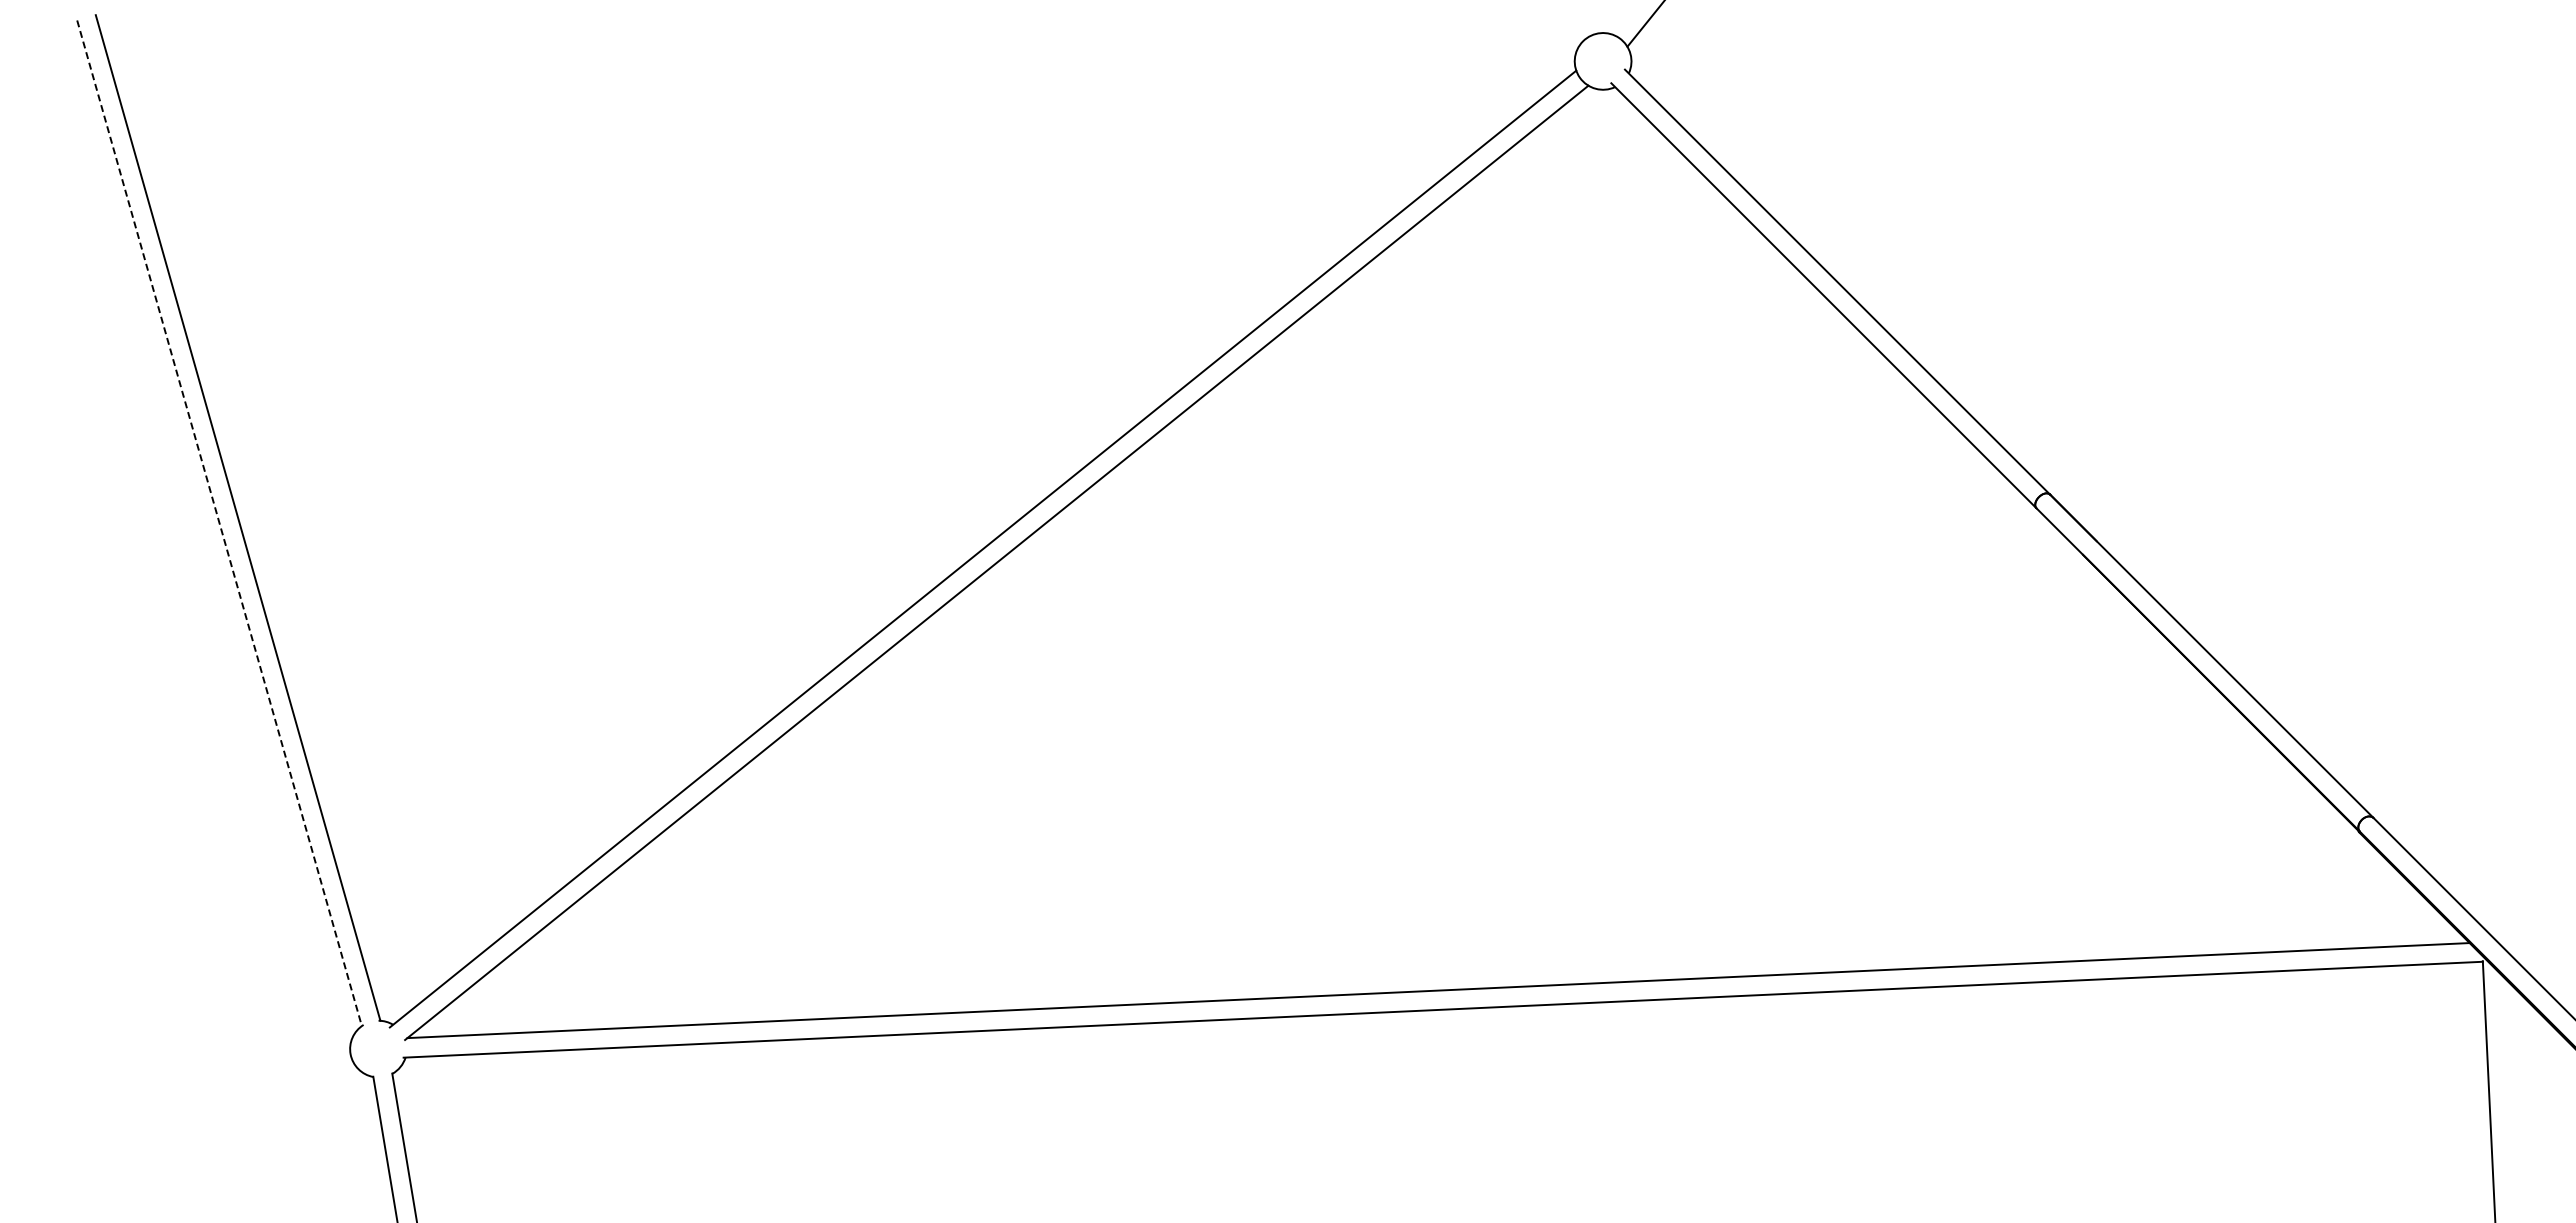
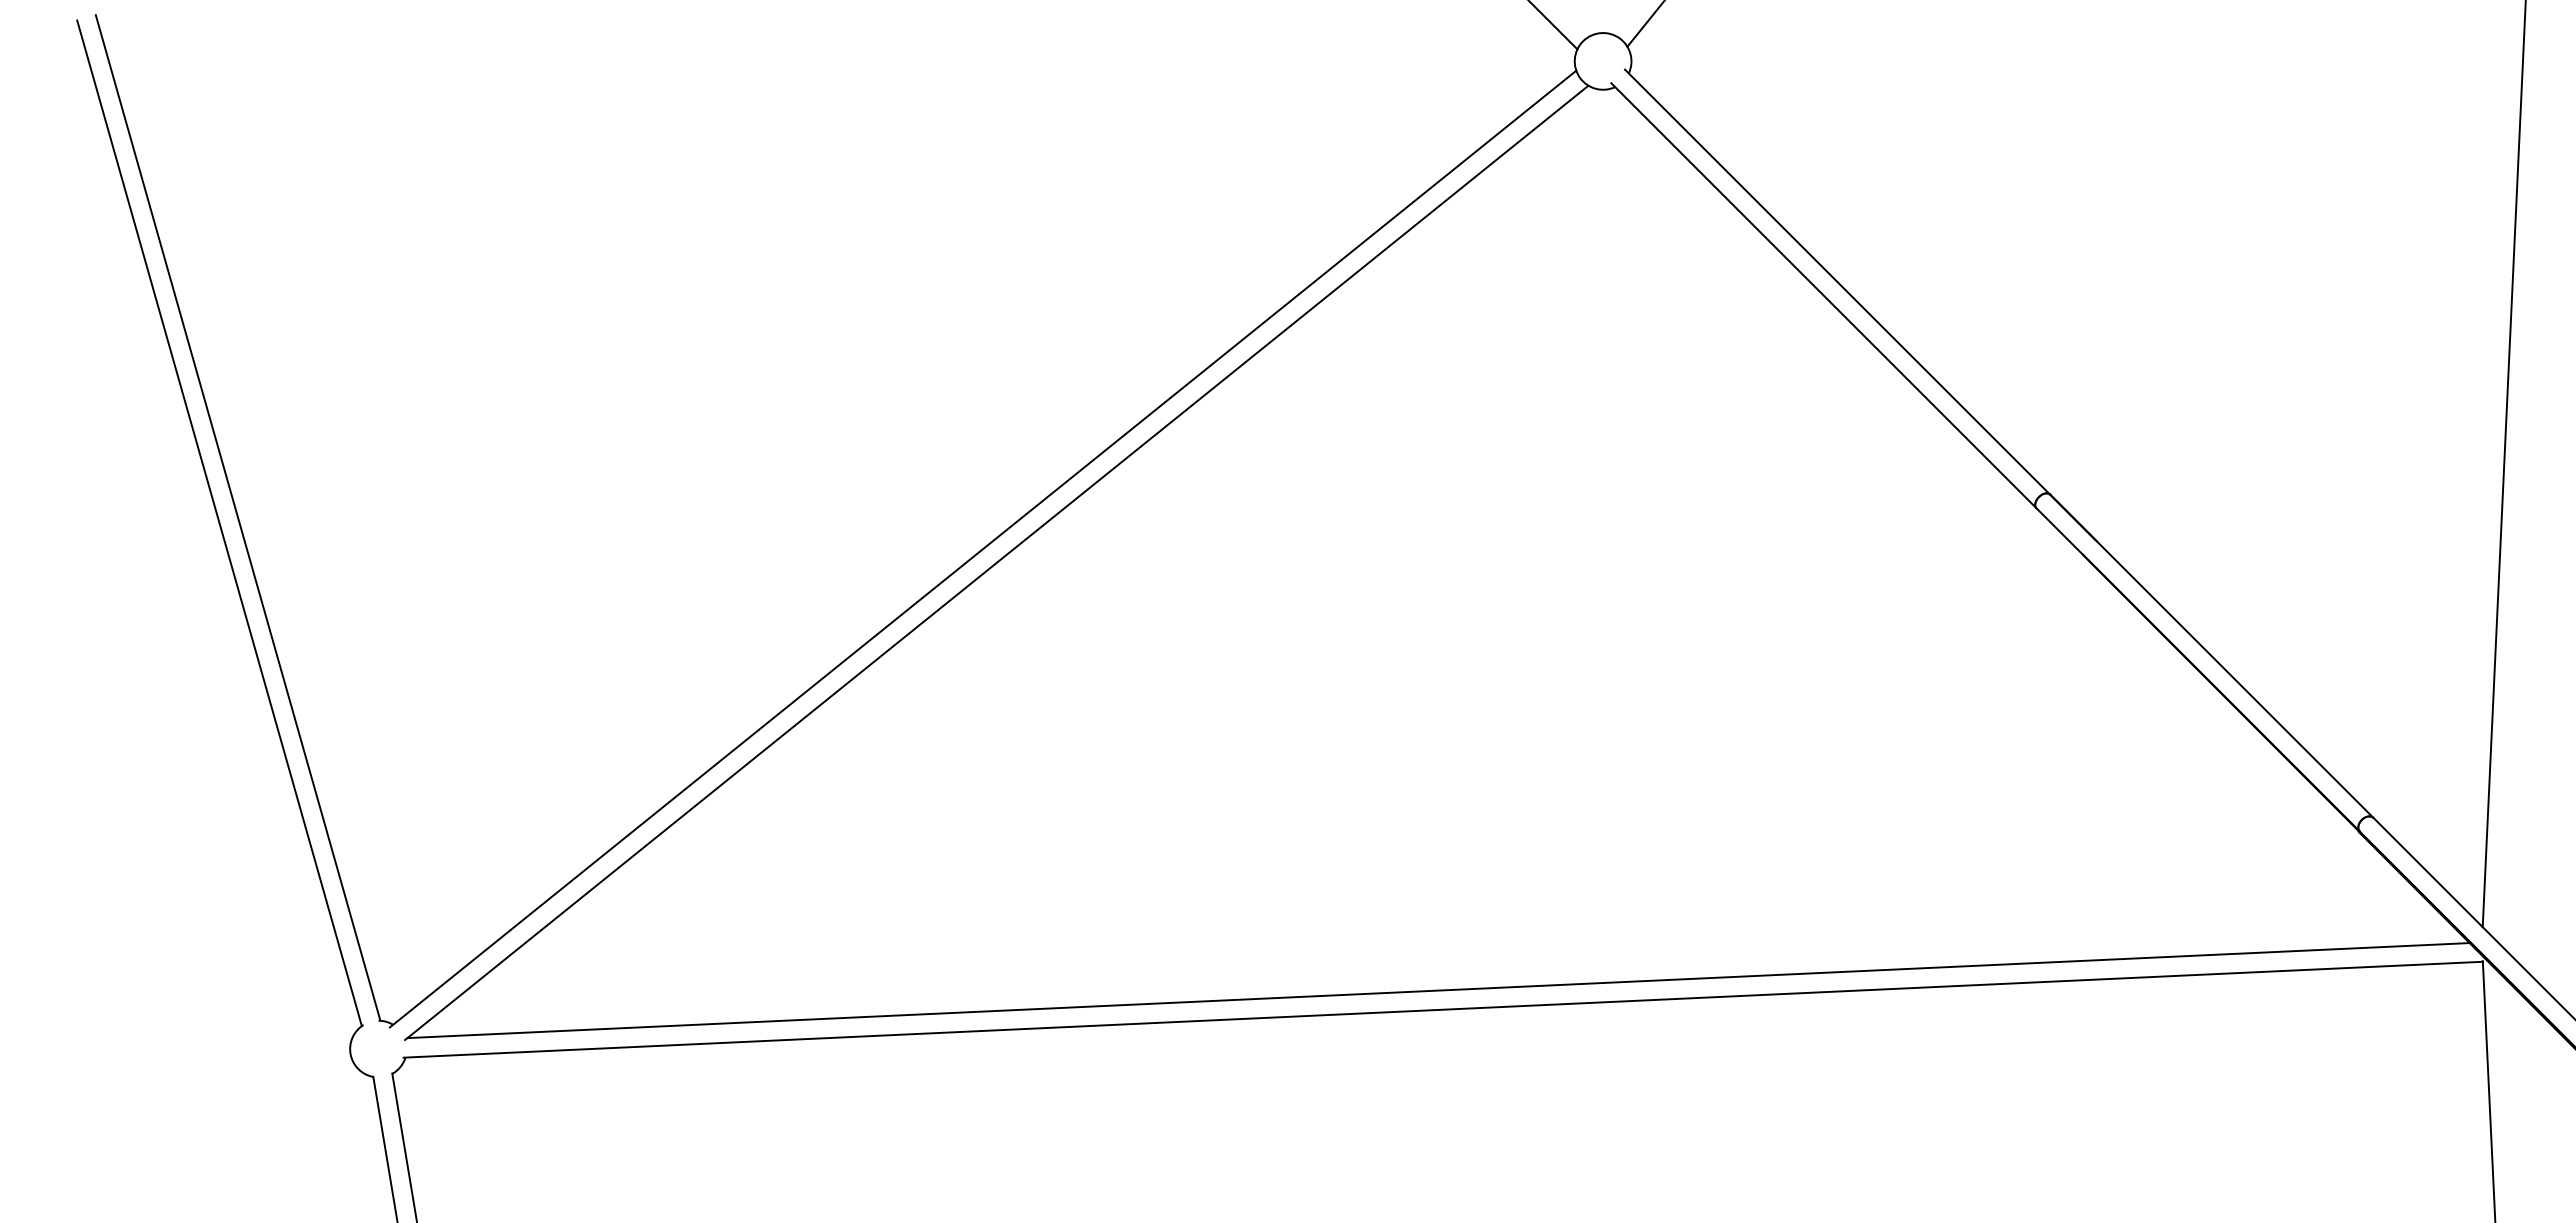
line: none -> present (1553, 25)
line: none -> present (2503, 464)
line: dashed -> solid (219, 523)
